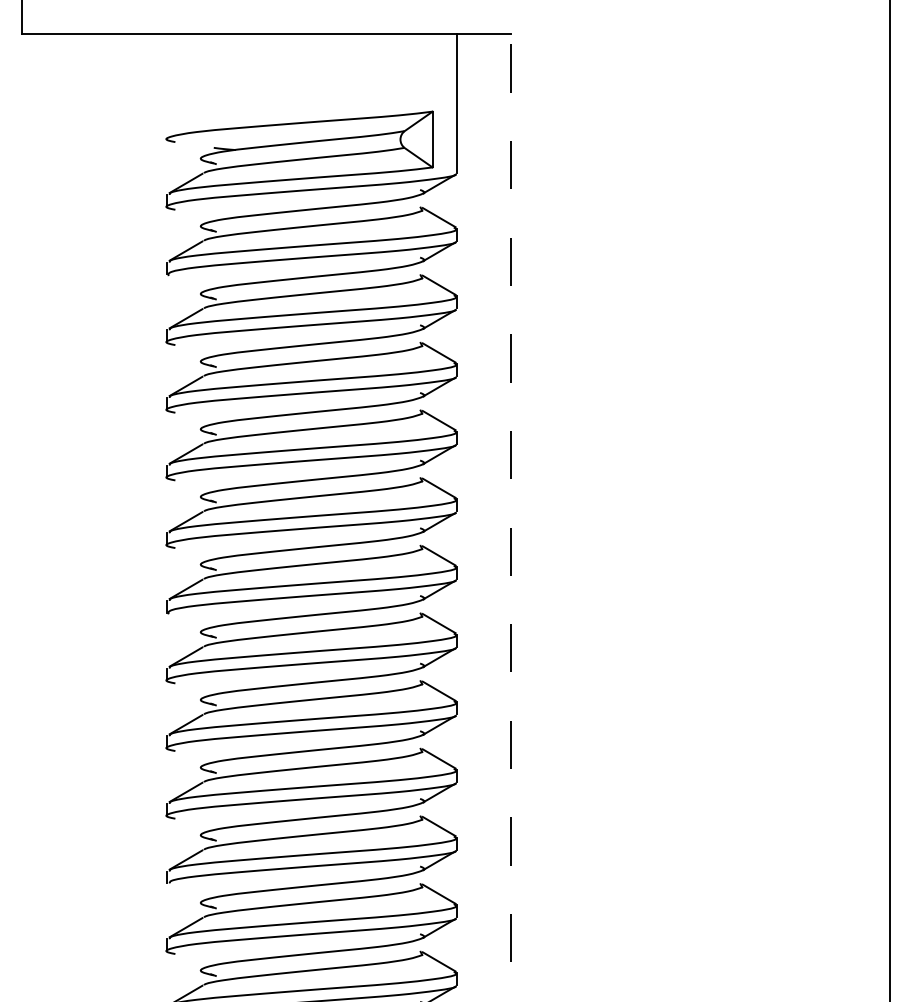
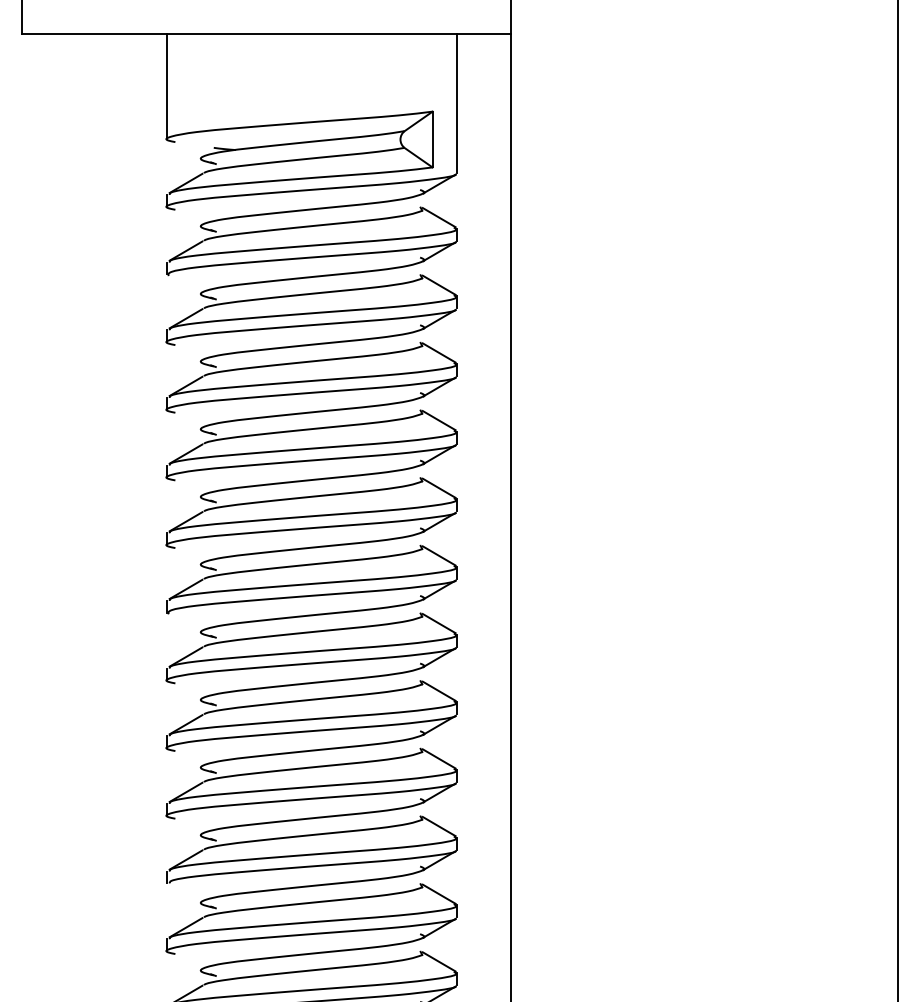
line: none -> present (167, 86)
line: dashed -> solid (511, 500)
line position: (889, 500) -> (897, 500) (897, 500)
